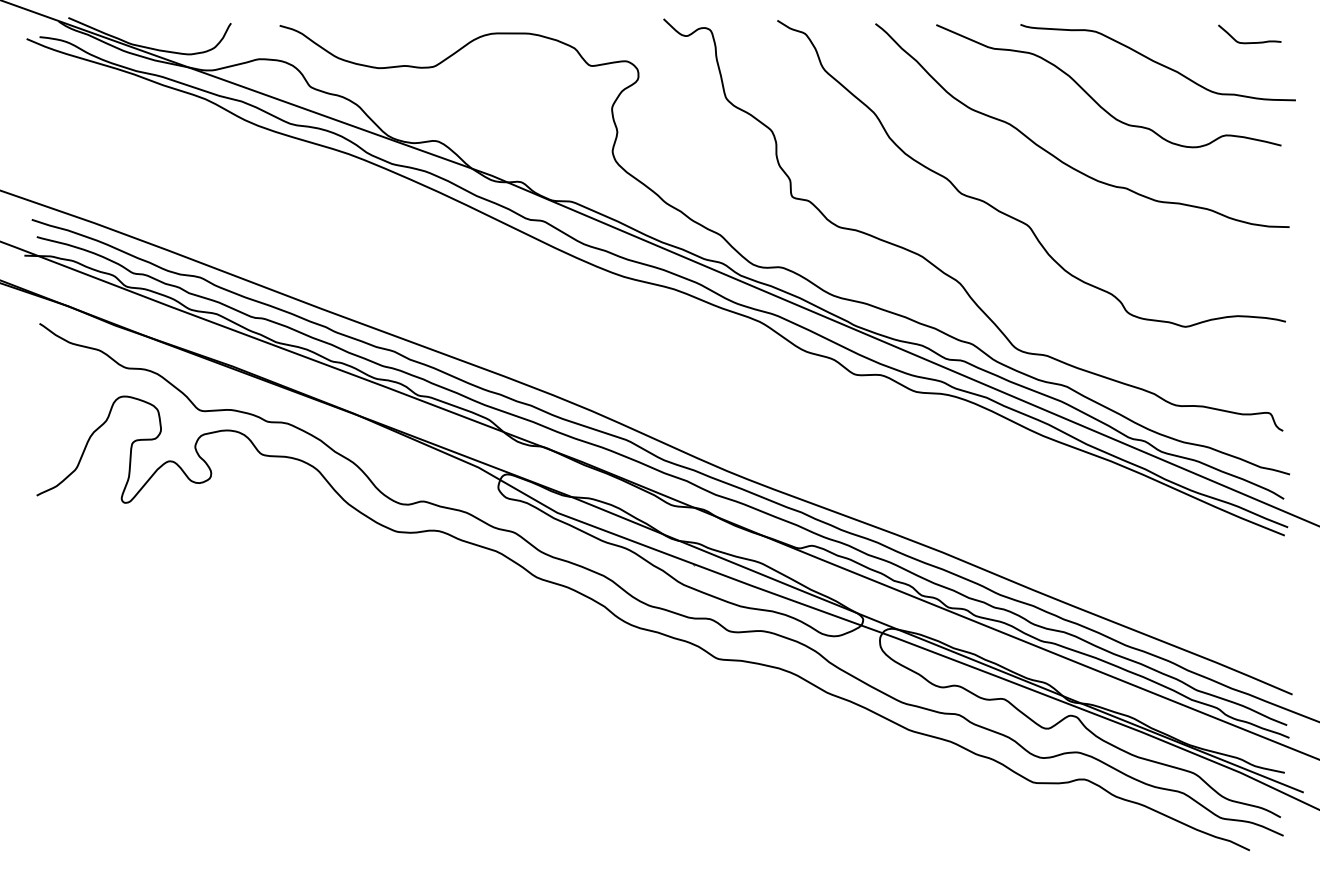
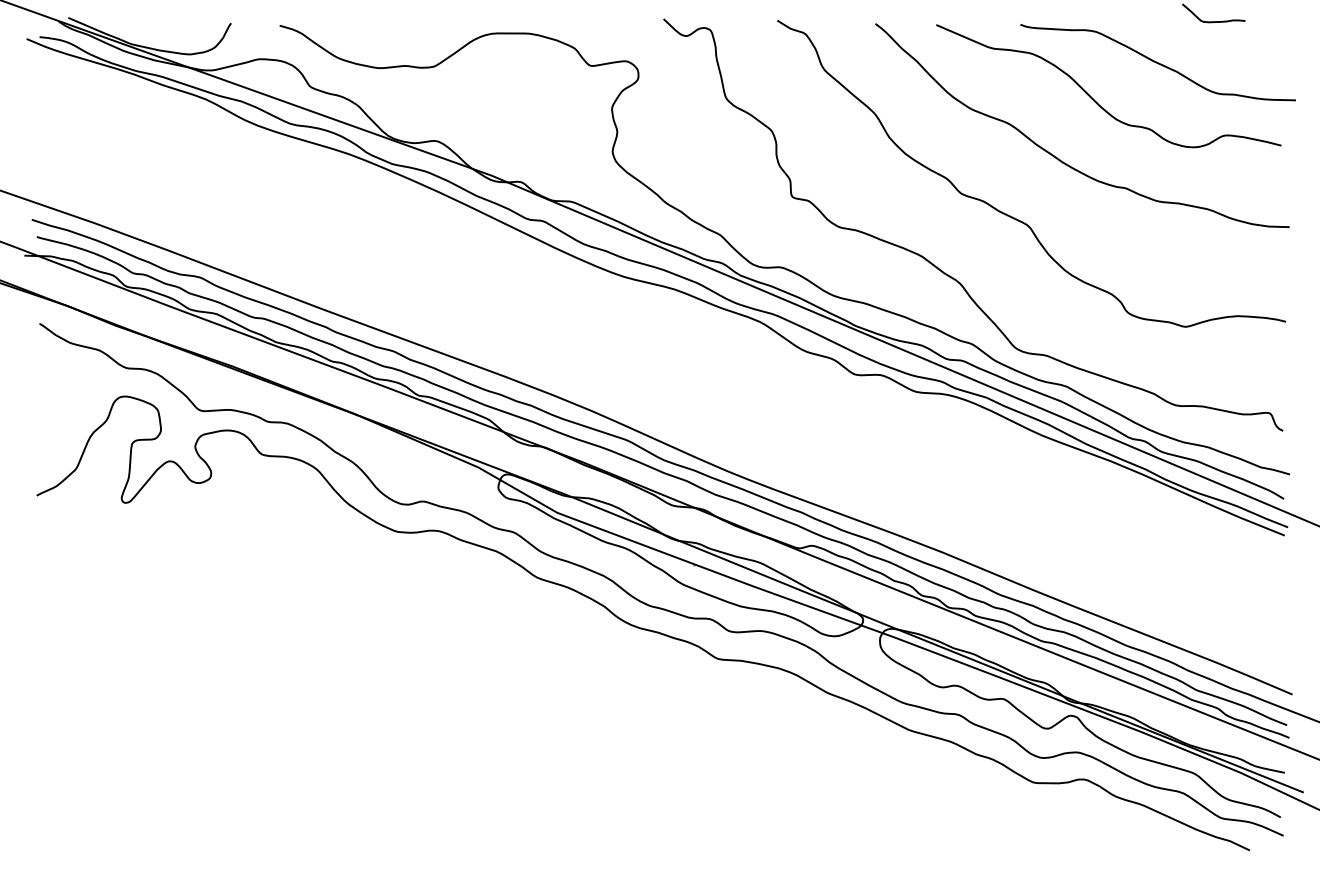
curve position: (1249, 42) -> (1213, 21) (1213, 21)
